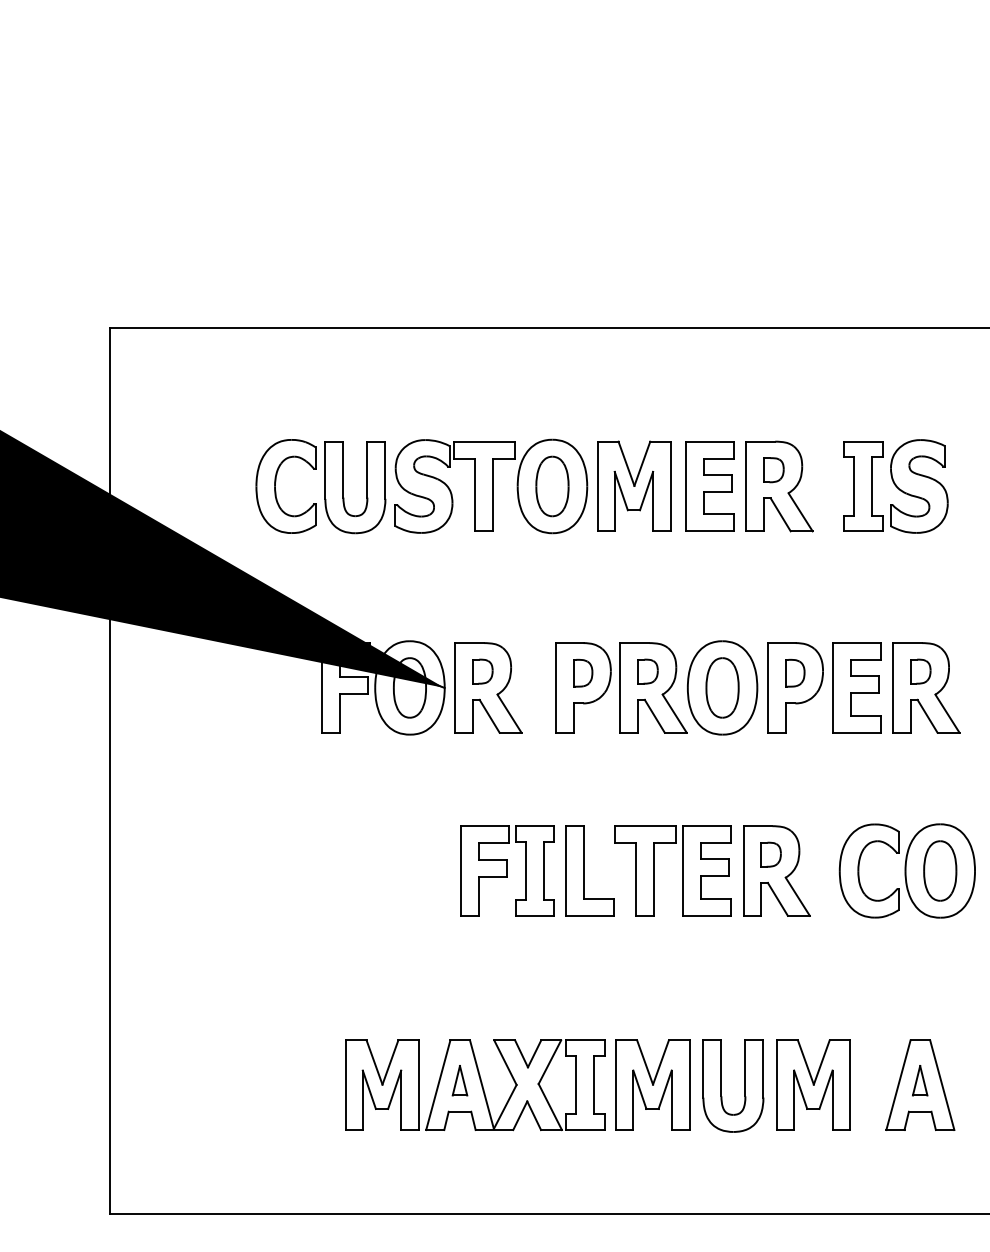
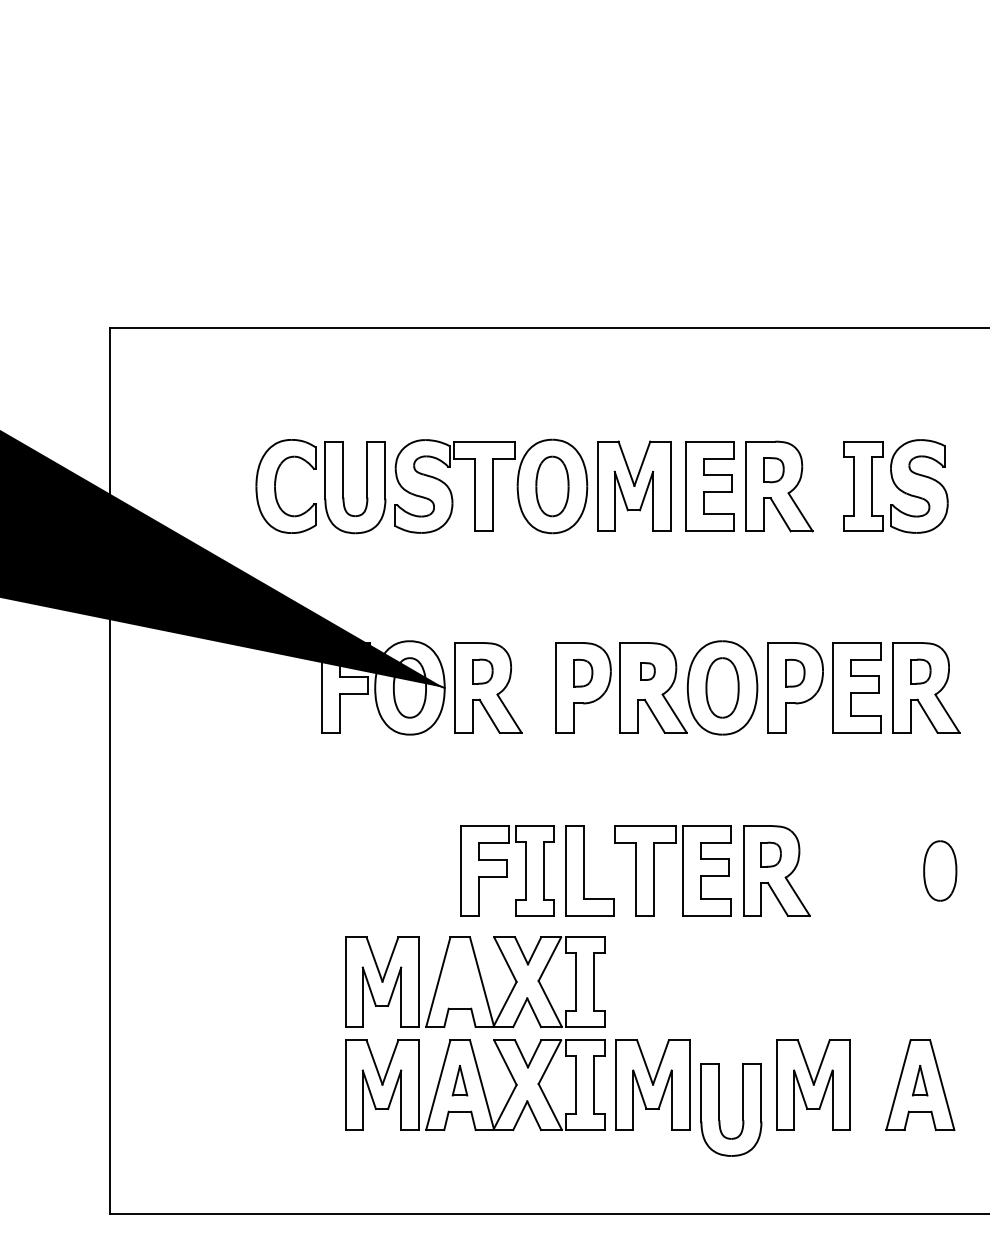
part size: 22x27 px -> 16x19 px (647, 671)
part: present -> none (906, 870)
part: none -> present (475, 982)
part position: (744, 1085) -> (742, 1109) (742, 1109)
